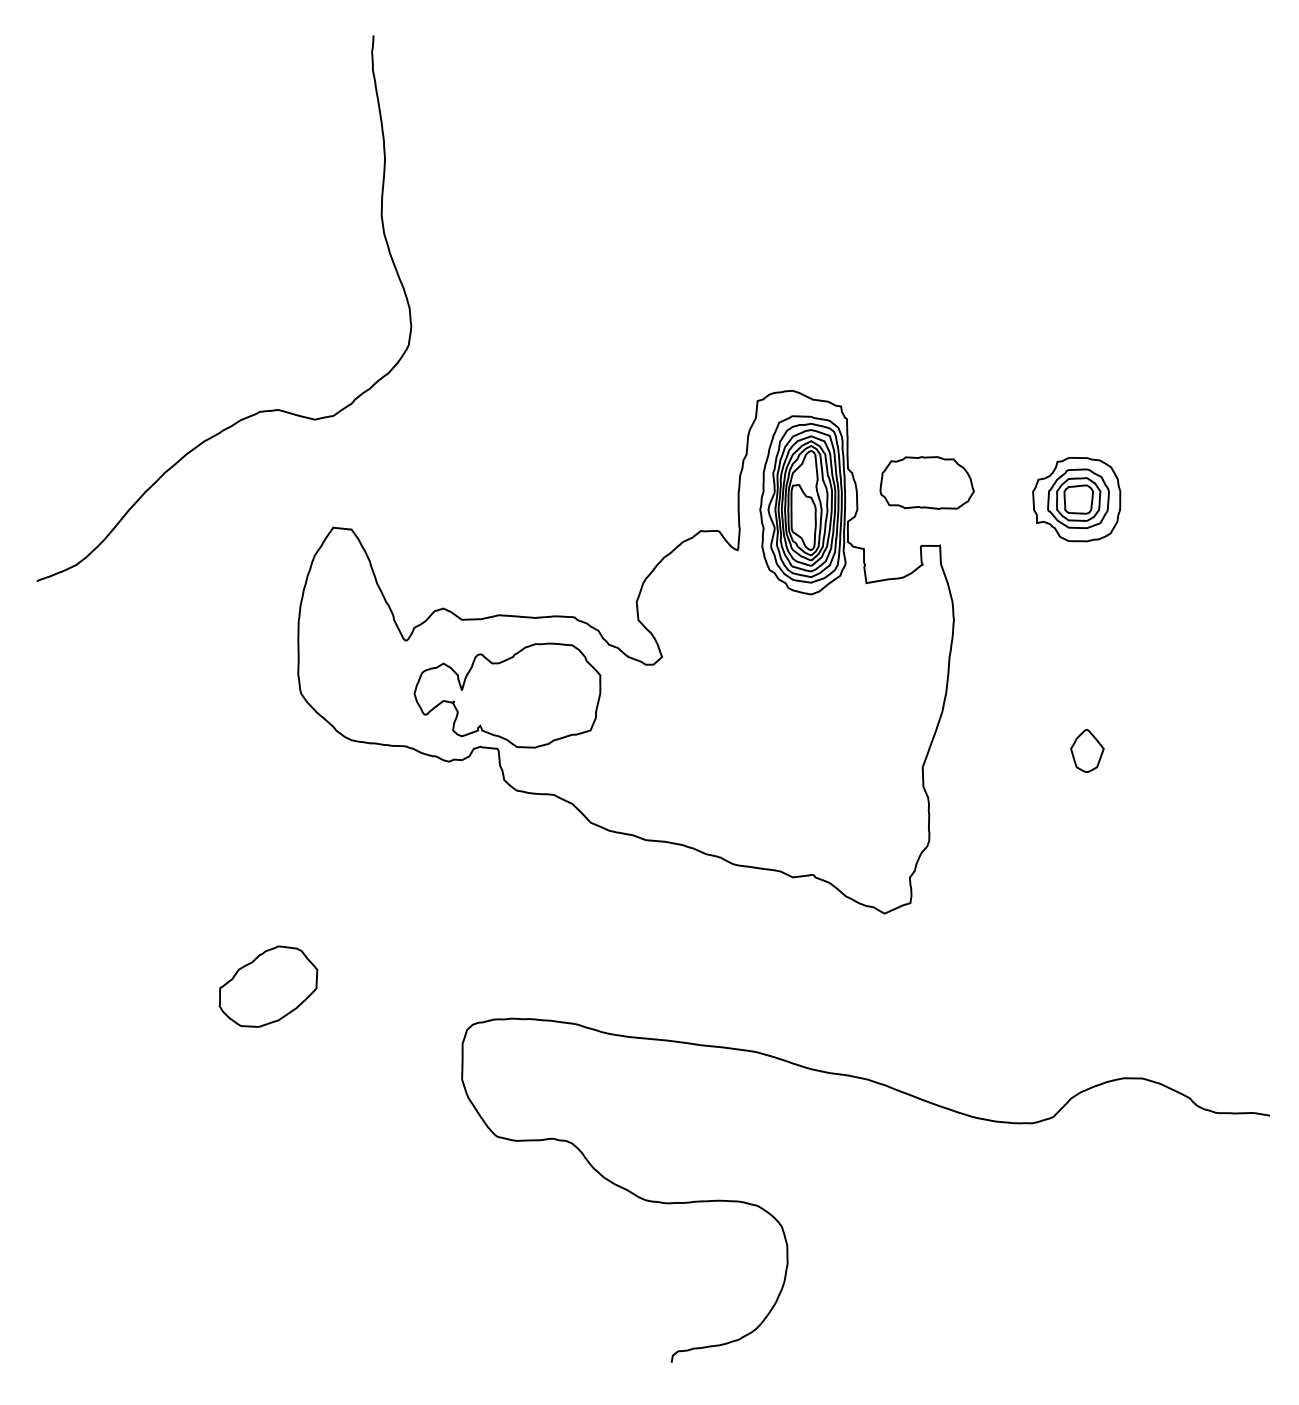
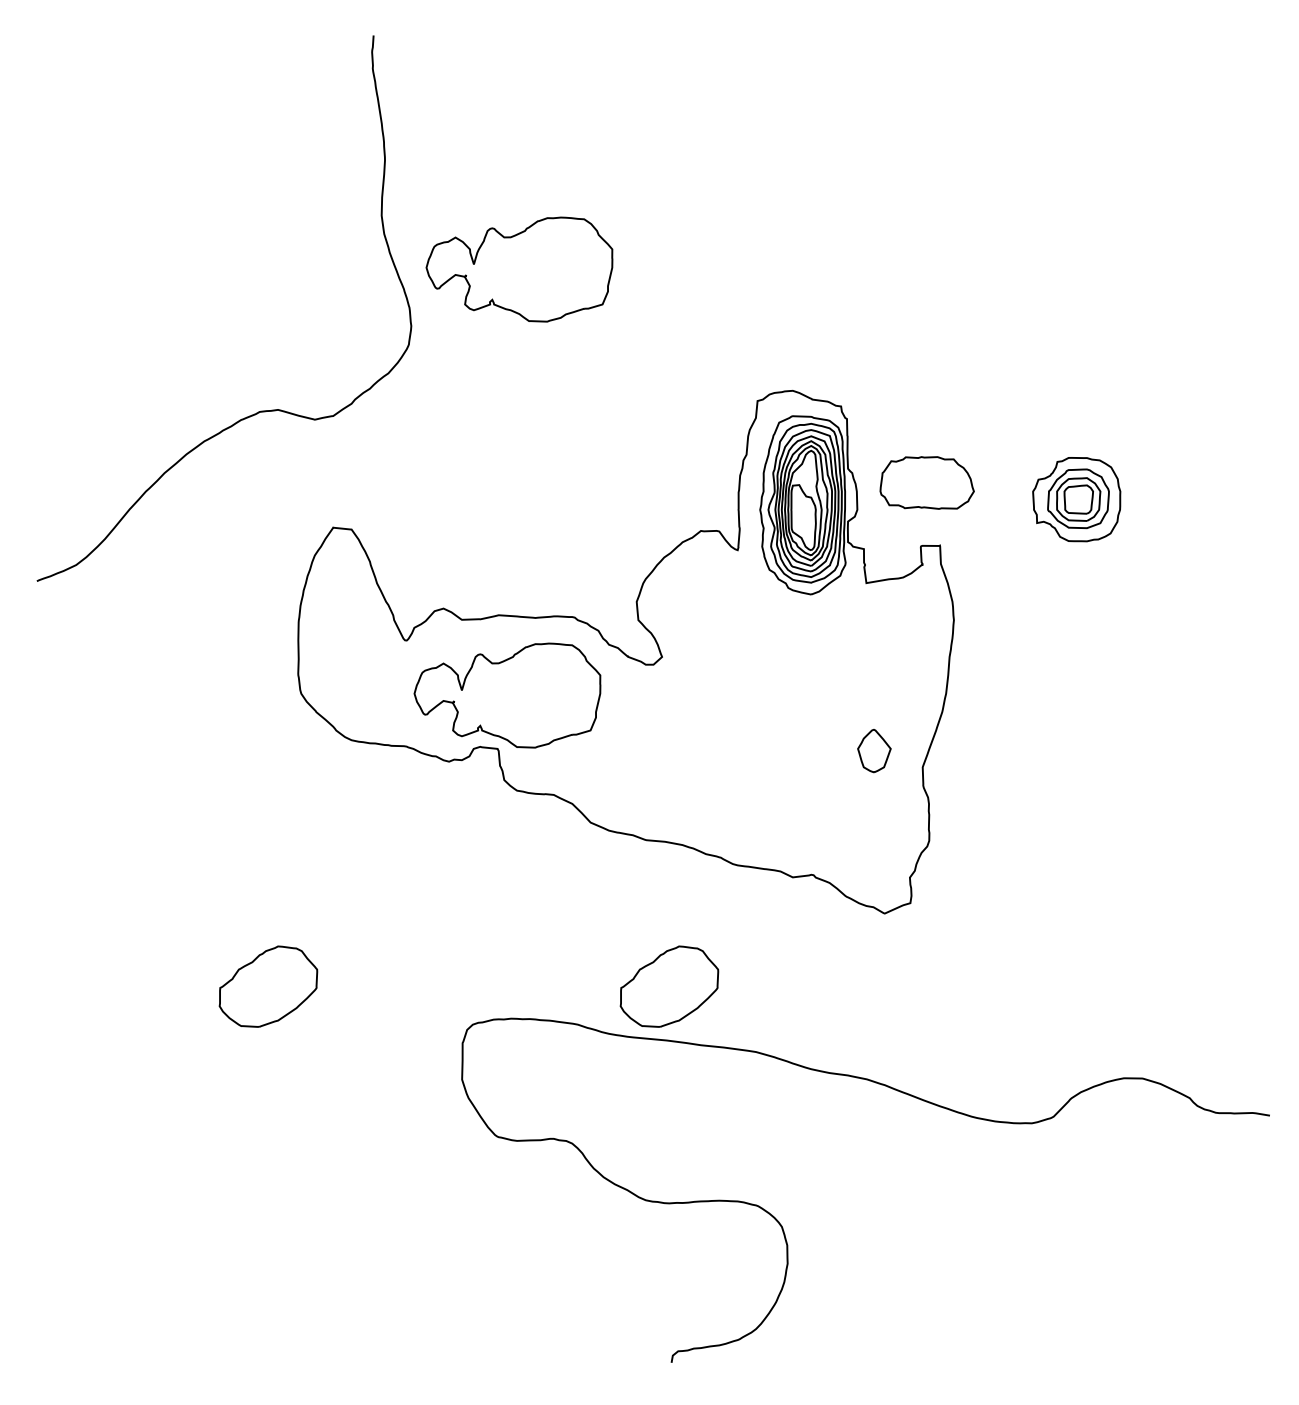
part: none -> present (519, 269)
part position: (1087, 751) -> (874, 751) (874, 751)
part: none -> present (669, 986)
